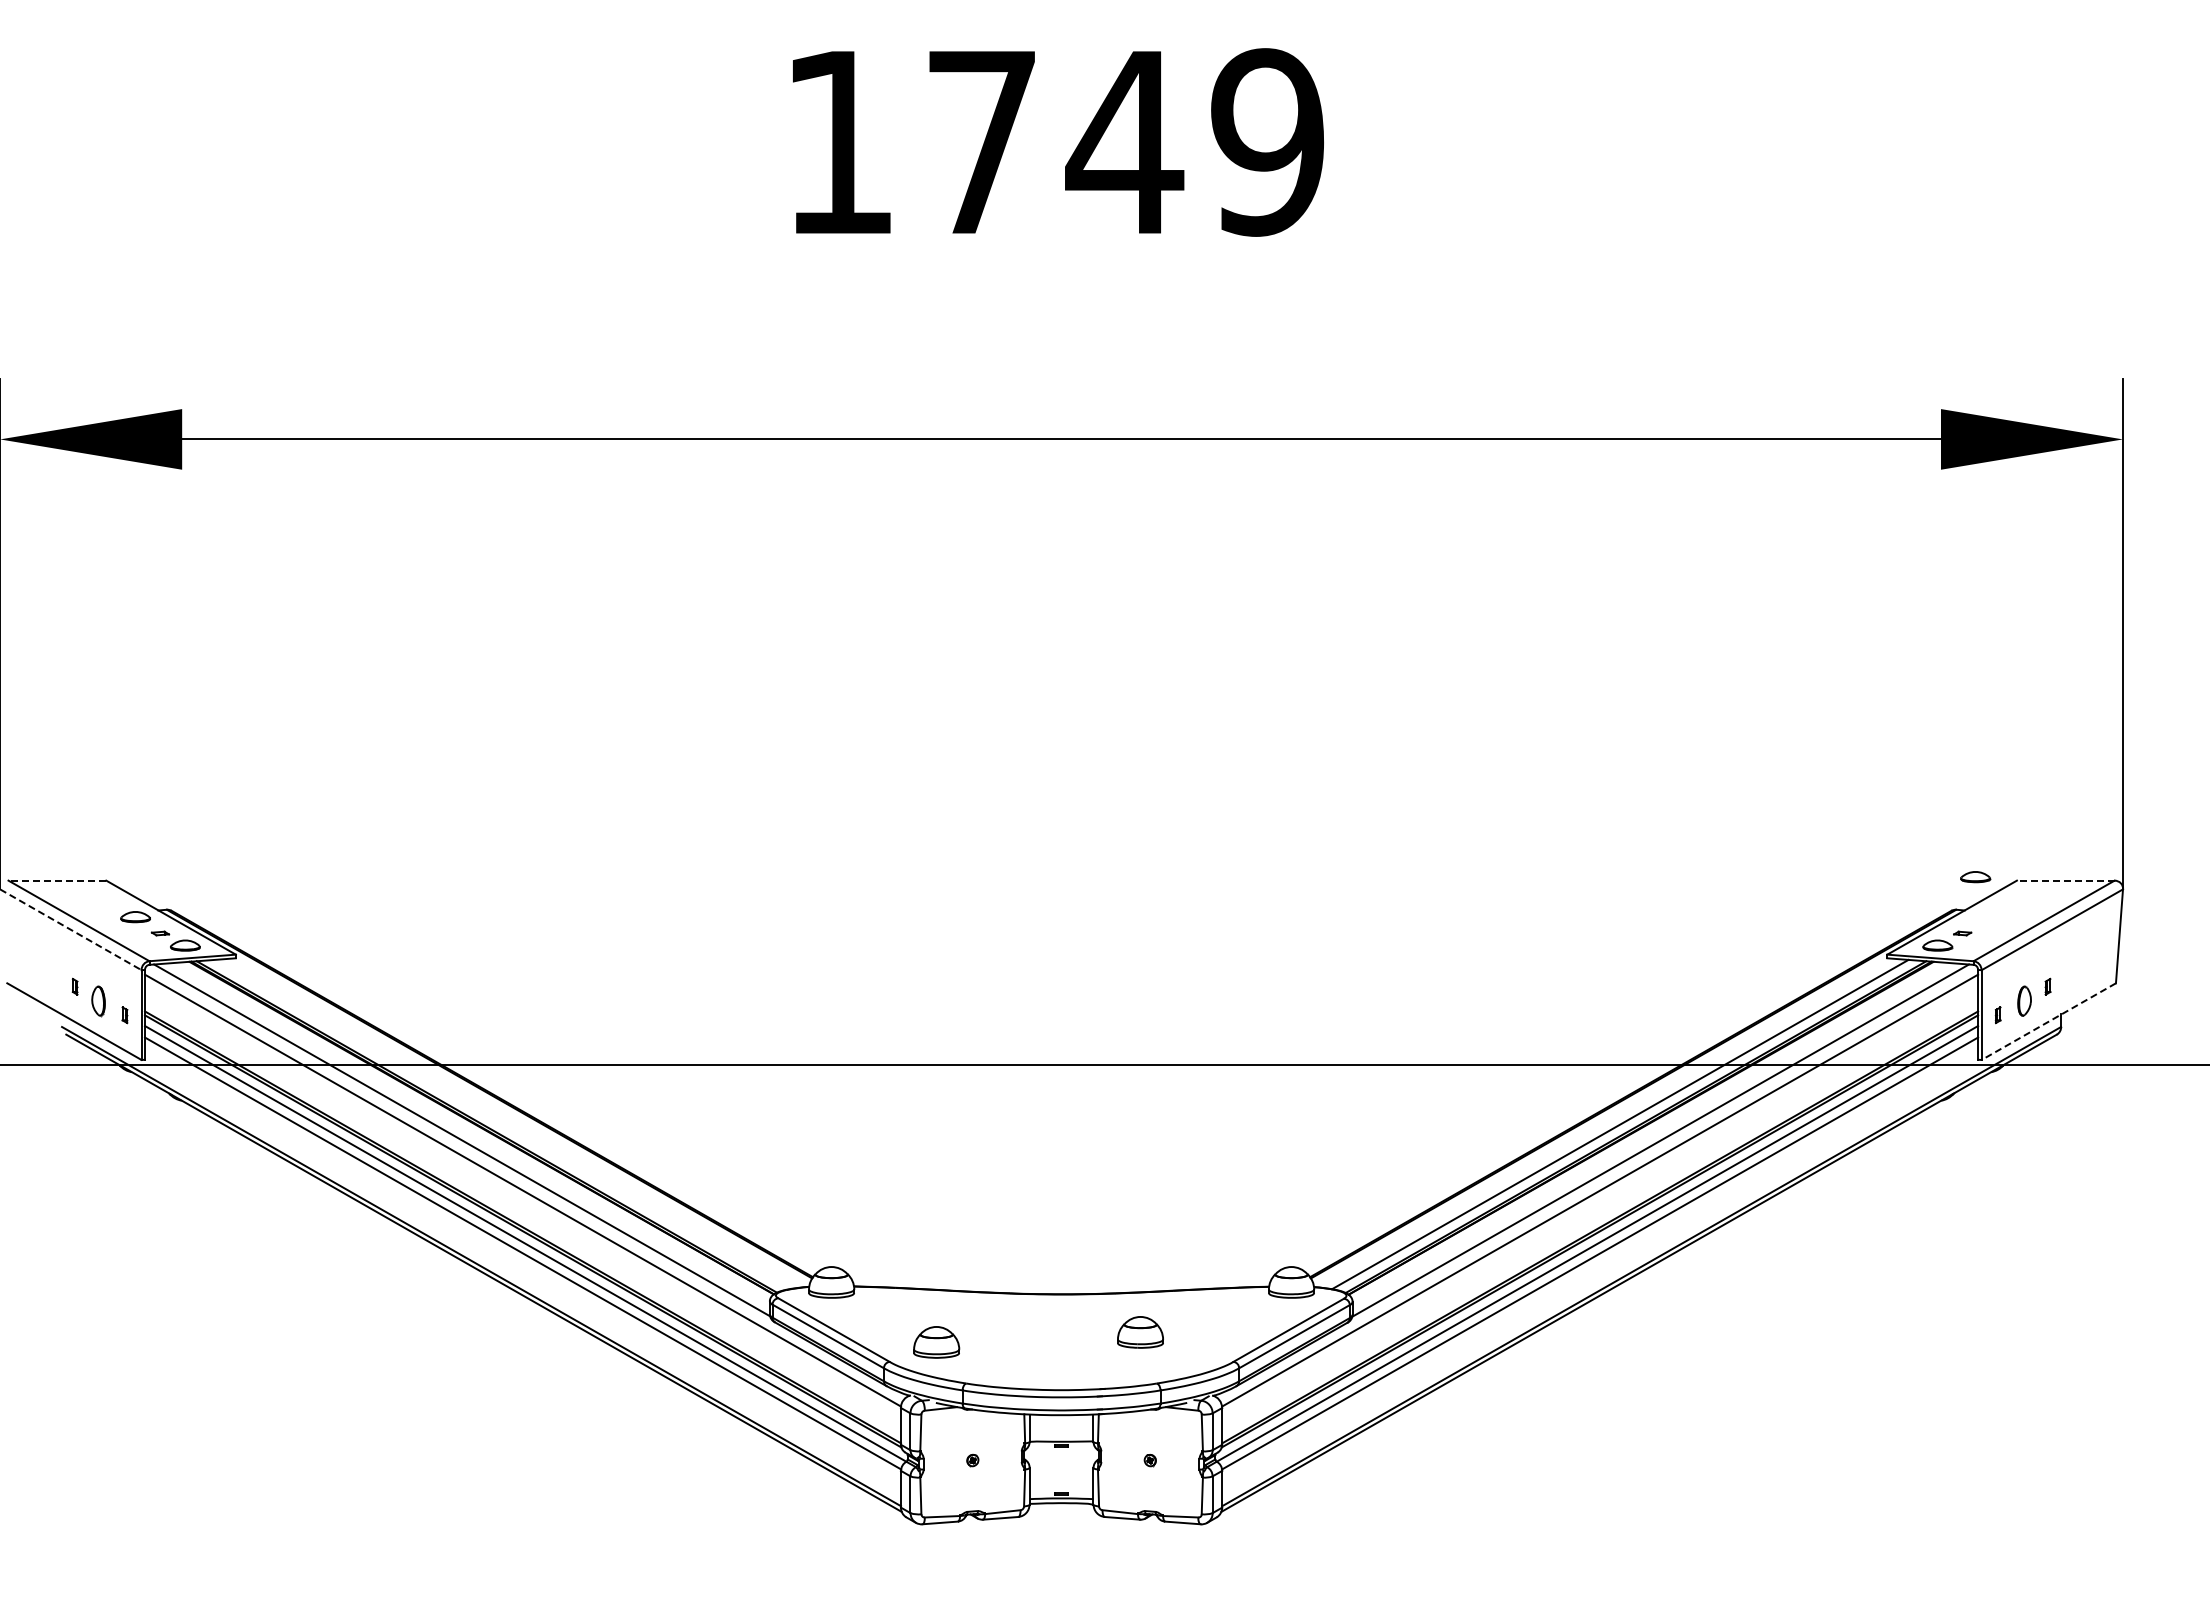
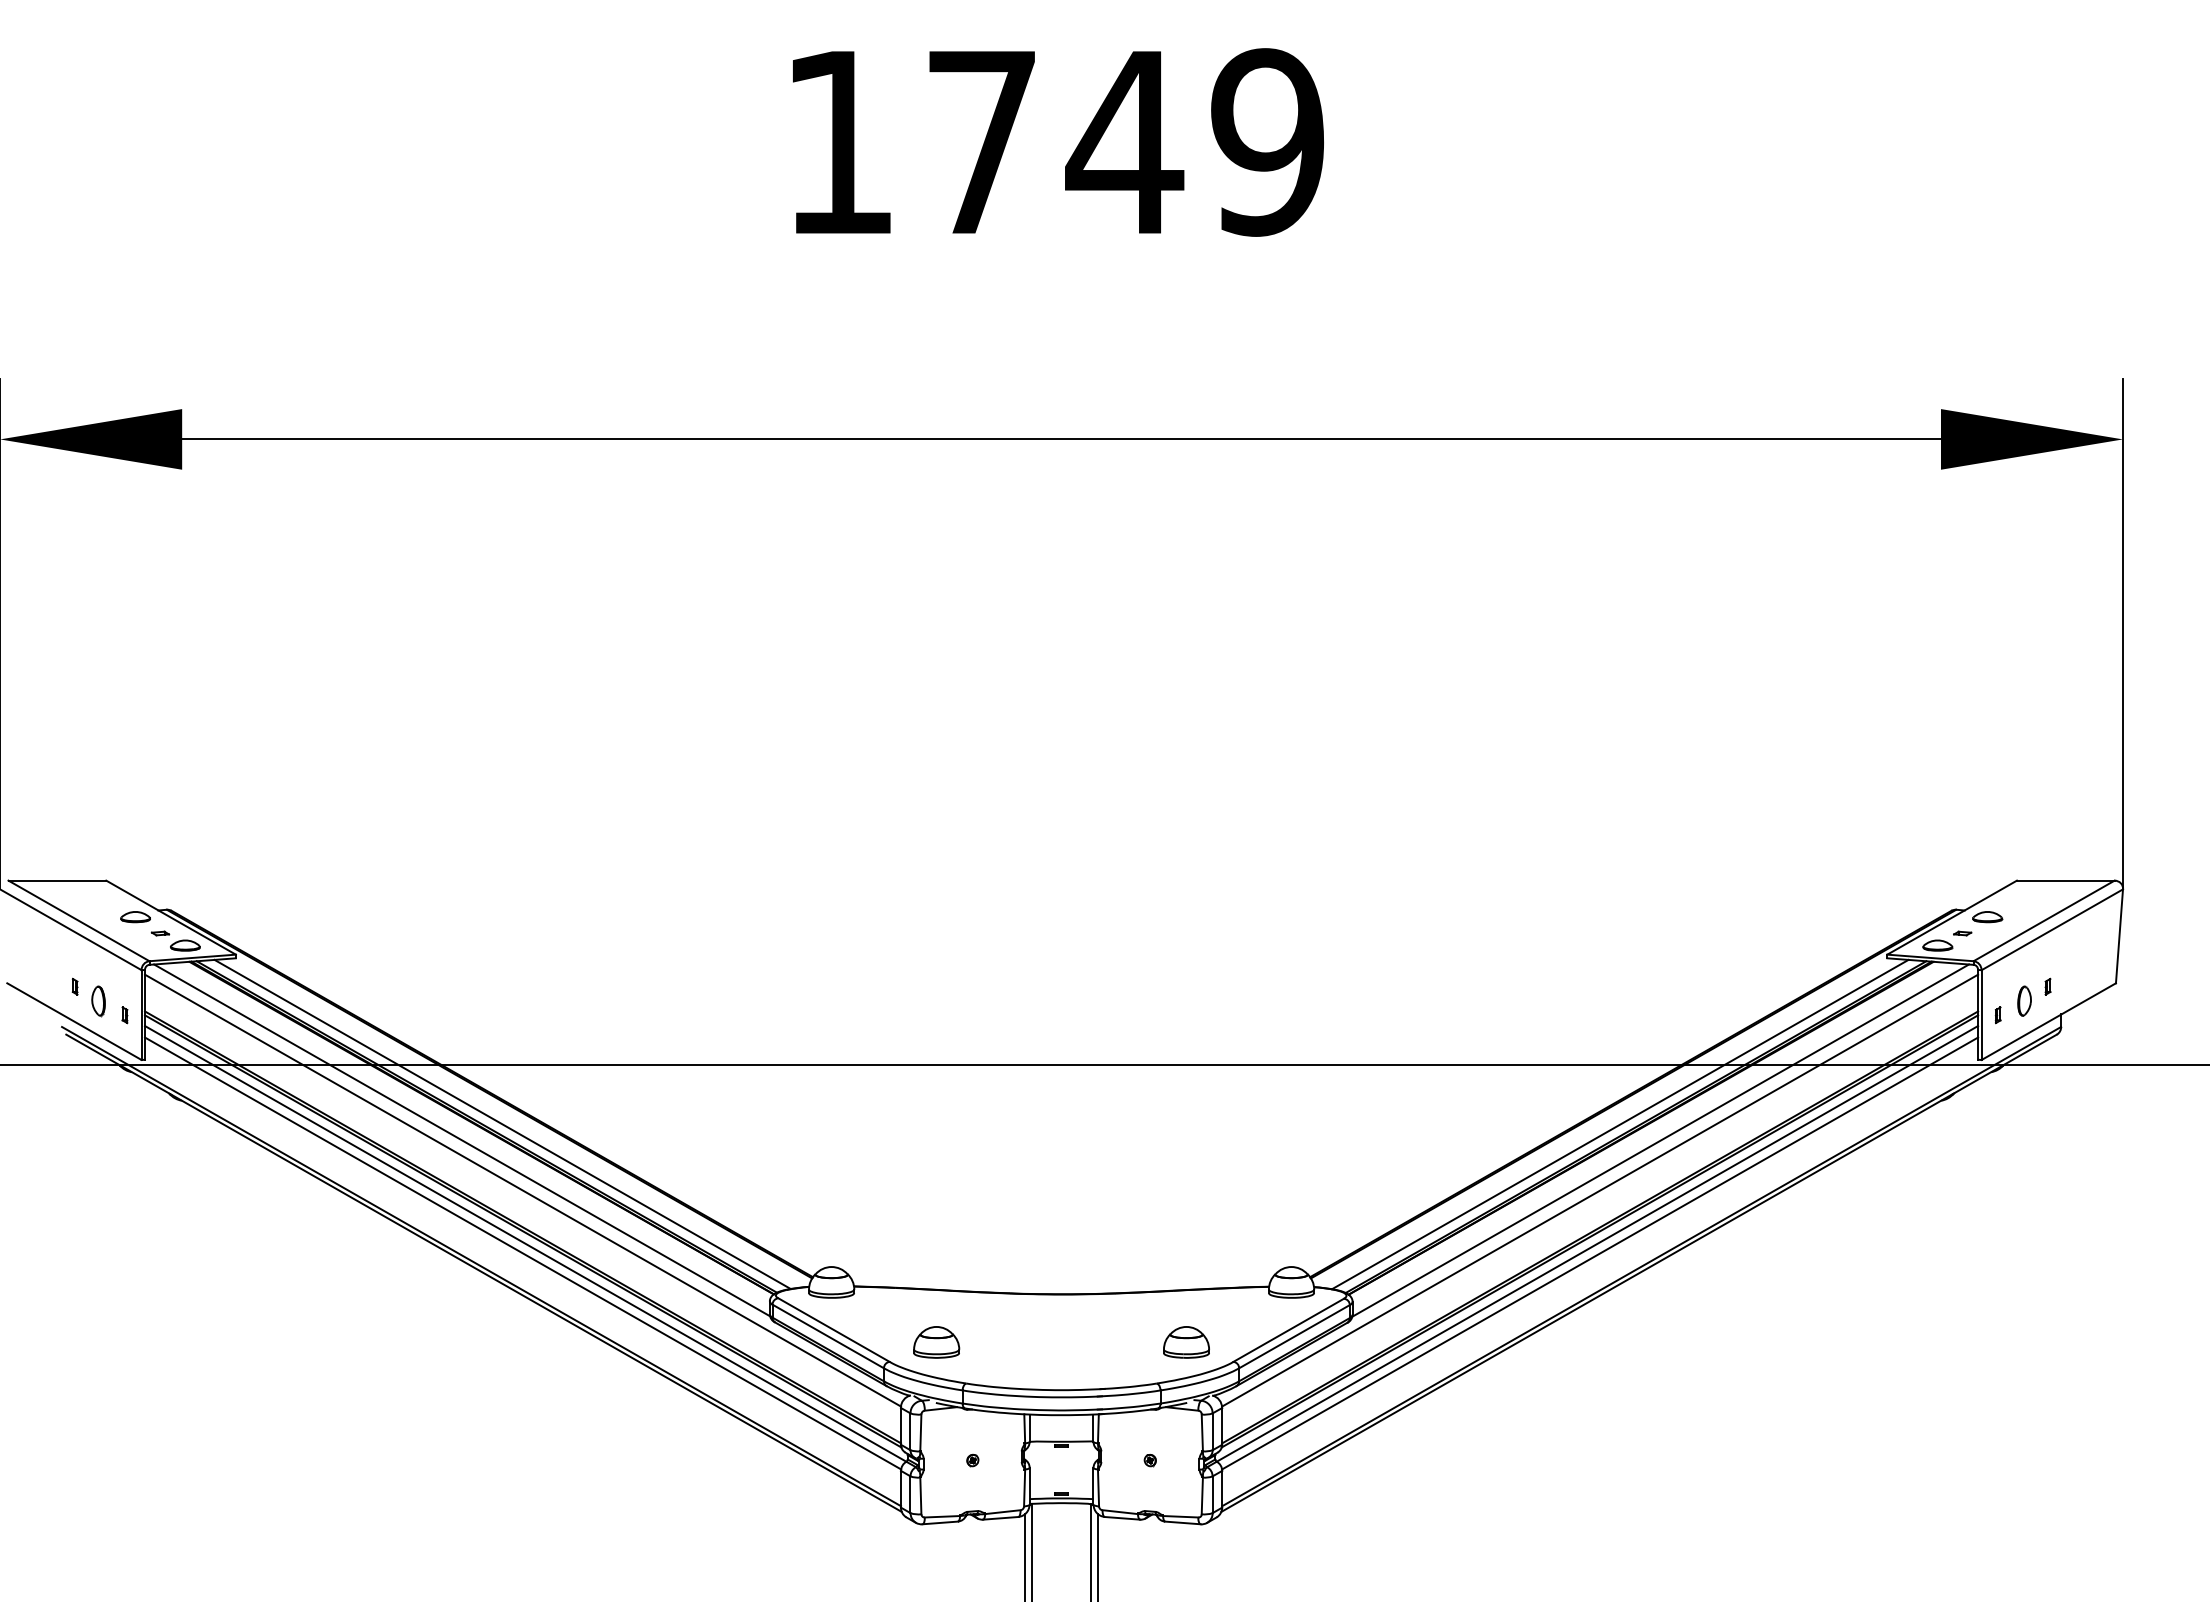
part position: (1975, 877) -> (1987, 917) (1987, 917)
line: dashed -> solid (57, 880)
line: dashed -> solid (2065, 880)
line: dashed -> solid (71, 930)
line: dashed -> solid (2048, 1021)
line: none -> present (502, 1123)
part position: (1140, 1332) -> (1186, 1342) (1186, 1342)
line: none -> present (1032, 1550)
line: none -> present (1090, 1550)
line: none -> present (1025, 1556)
line: none -> present (1097, 1556)
